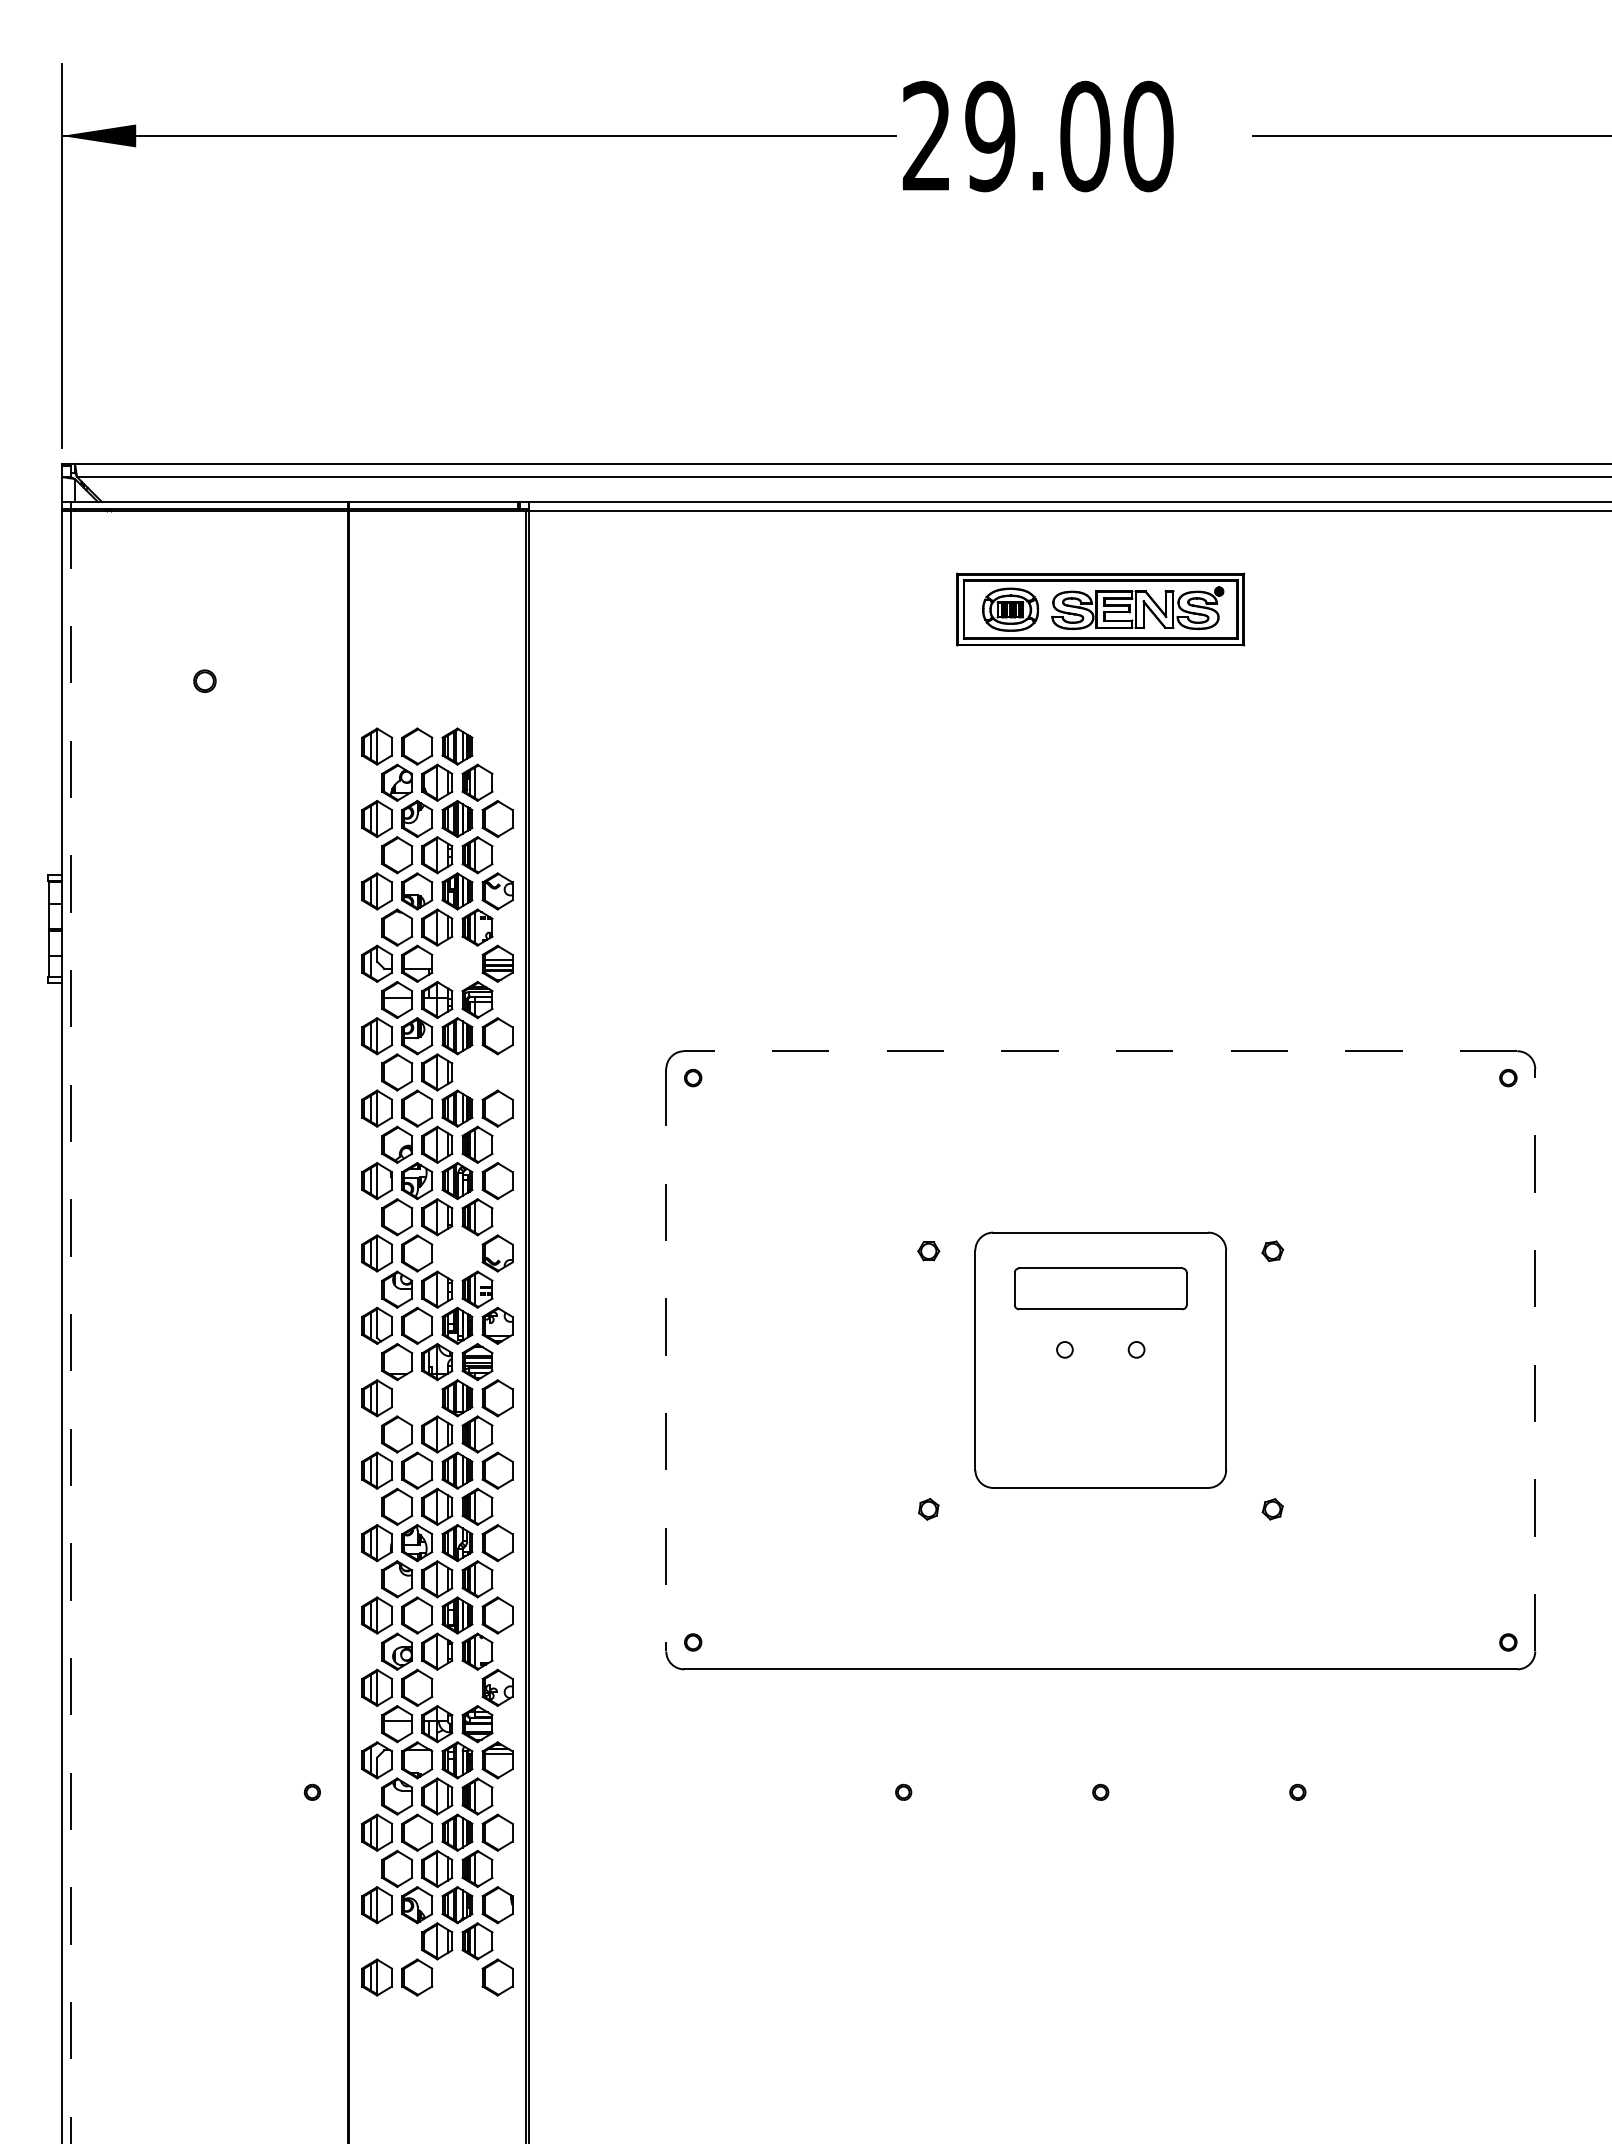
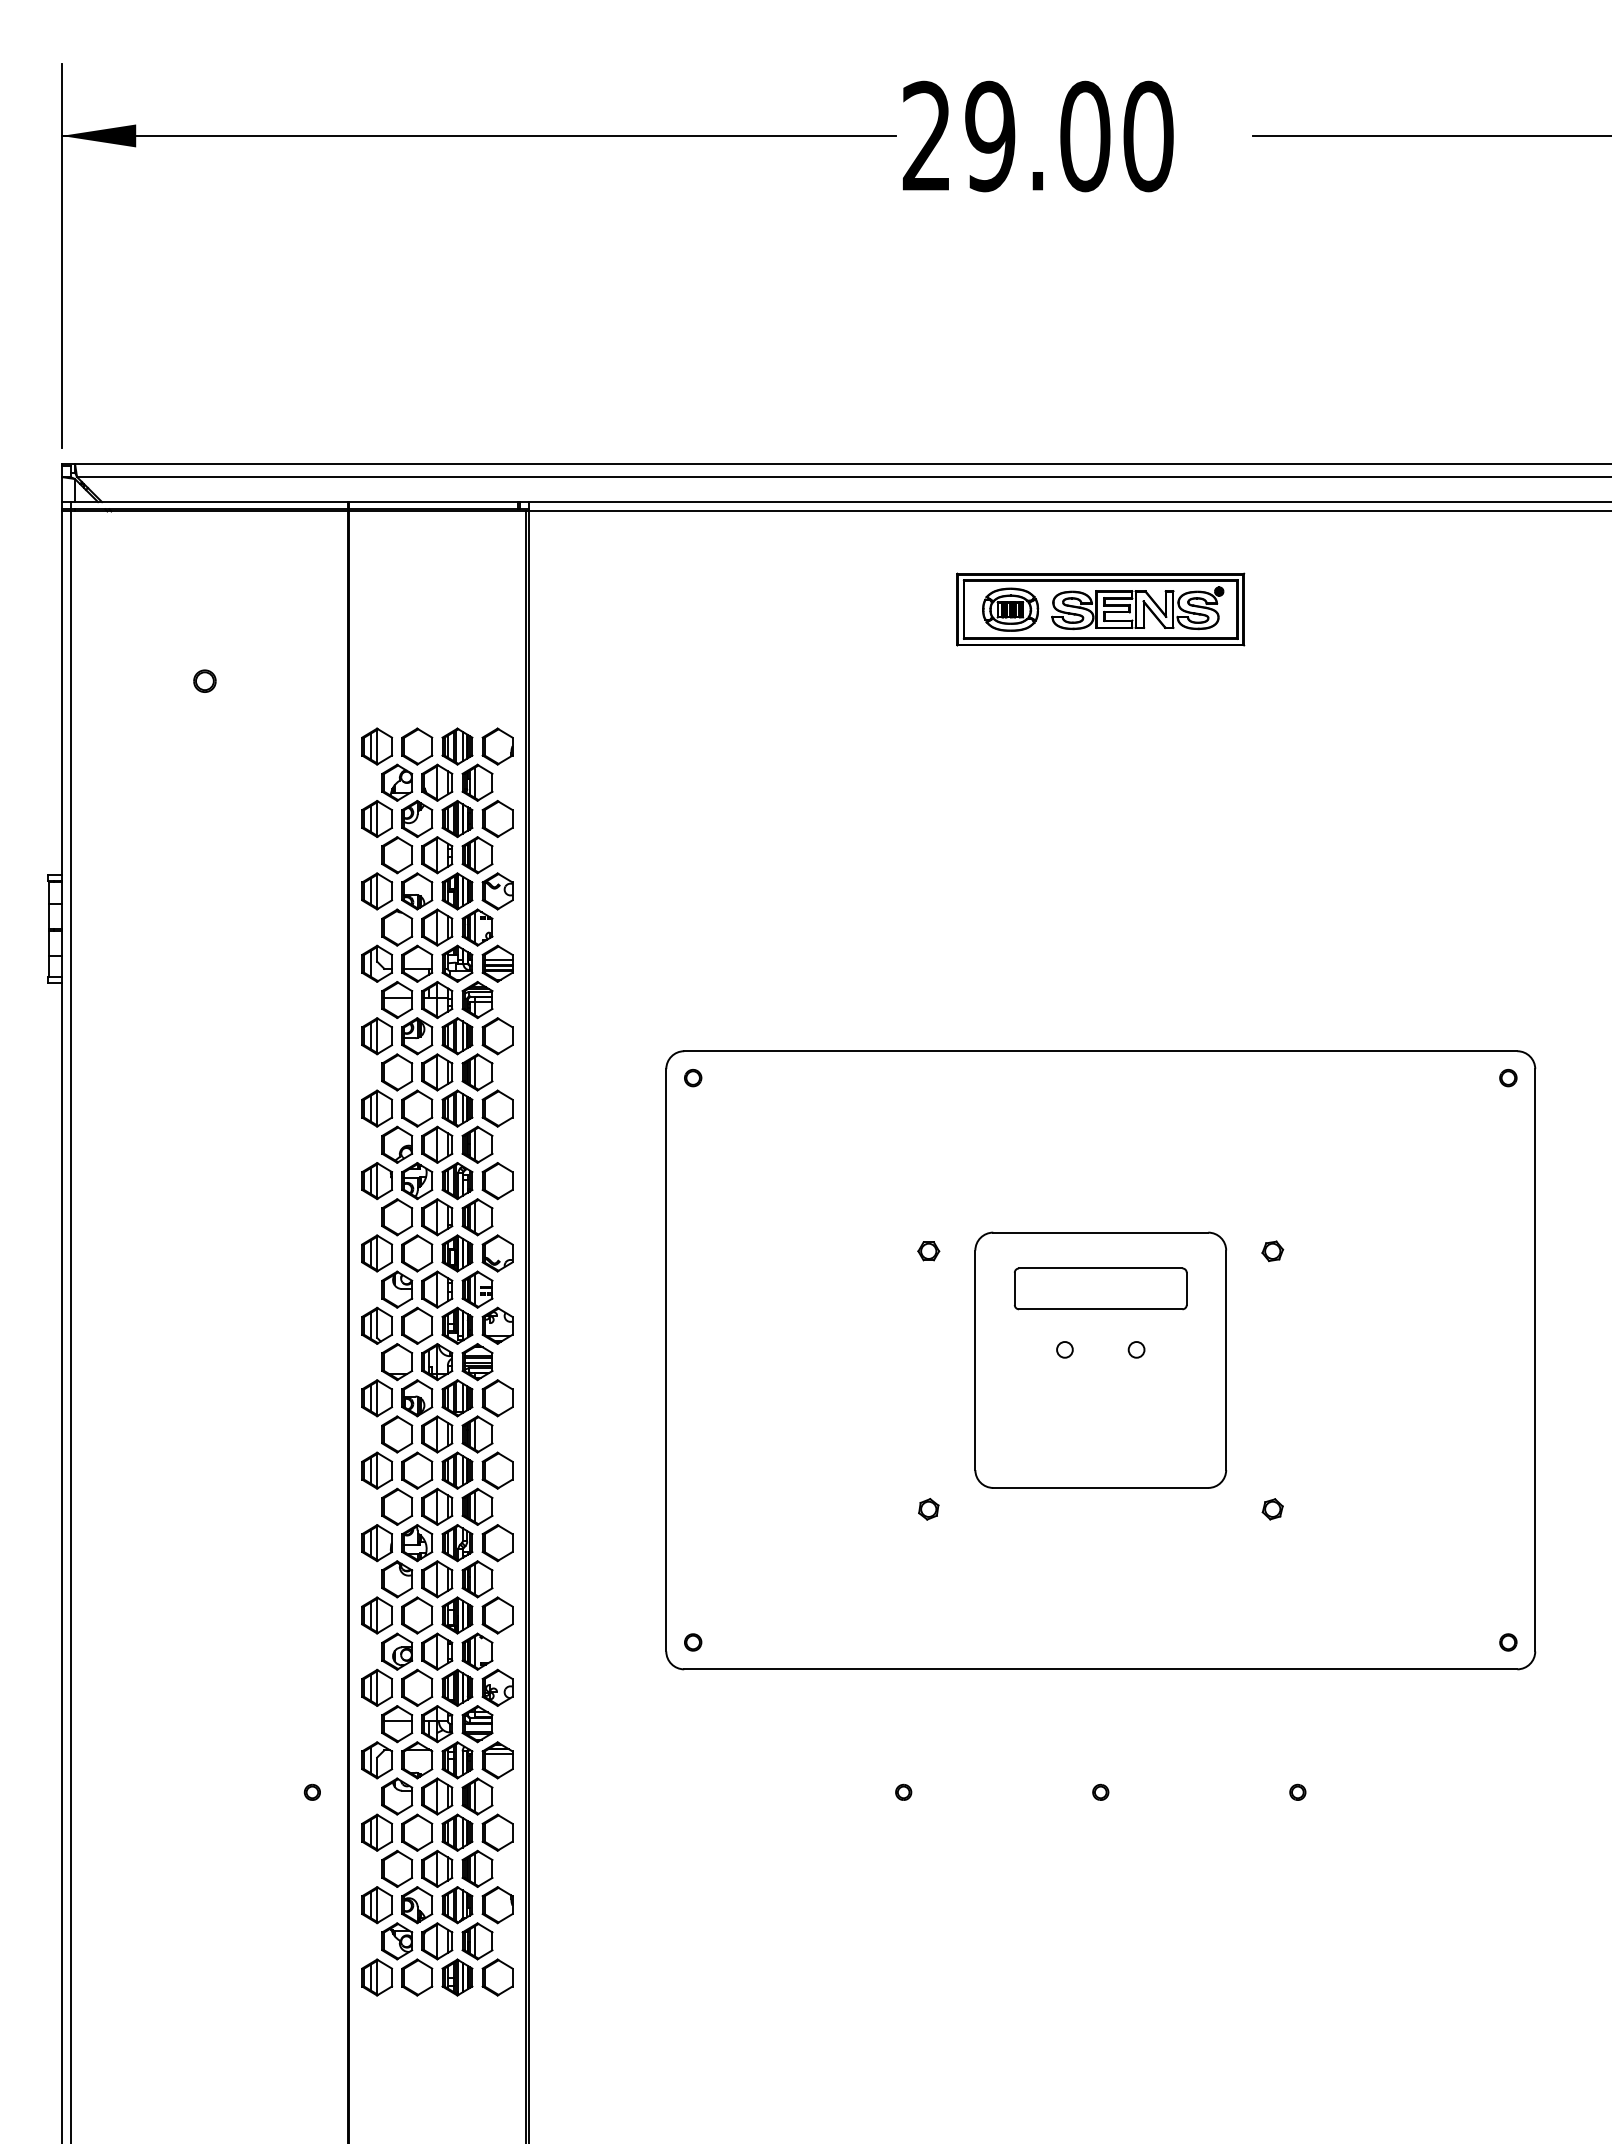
part: none -> present (497, 746)
part: none -> present (457, 963)
line: dashed -> solid (1100, 1051)
part: none -> present (477, 1072)
part: none -> present (457, 1253)
line: dashed -> solid (70, 1327)
line: dashed -> solid (1535, 1359)
line: dashed -> solid (666, 1360)
part: none -> present (417, 1398)
part: none -> present (457, 1687)
part: none -> present (397, 1941)
part: none -> present (457, 1977)
